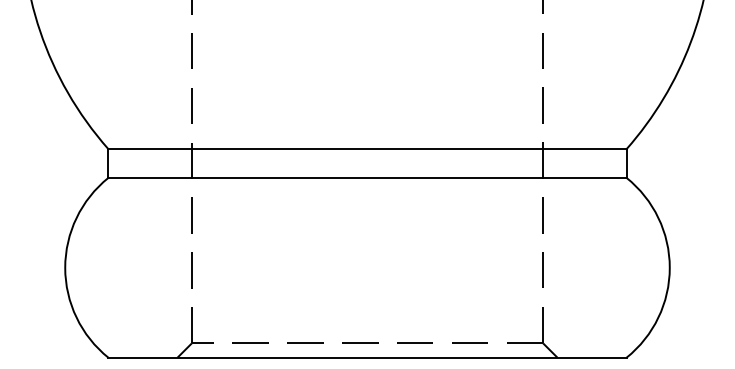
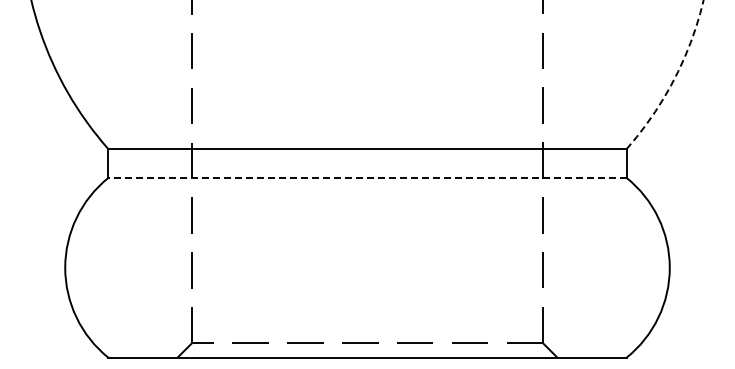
arc: solid -> dashed (674, 79)
line: solid -> dashed (367, 177)
